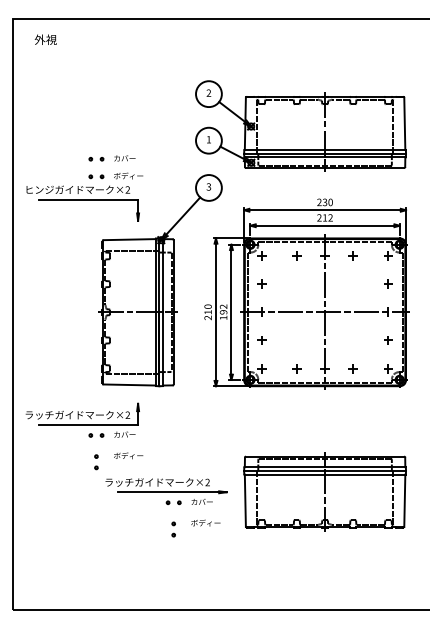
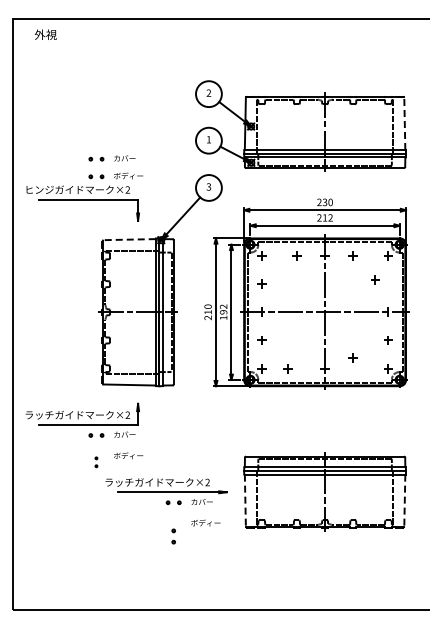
text position: (45, 39) -> (45, 34) (45, 34)
line: solid -> dashed (404, 123)
line: solid -> dashed (129, 239)
part position: (388, 283) -> (375, 279) (375, 279)
part position: (296, 368) -> (287, 368) (287, 368)
part position: (352, 368) -> (352, 357) (352, 357)
part size: 5x17 px -> 5x13 px (96, 462)
line: solid -> dashed (245, 501)
line: solid -> dashed (404, 501)
part position: (173, 529) -> (173, 536) (173, 536)
